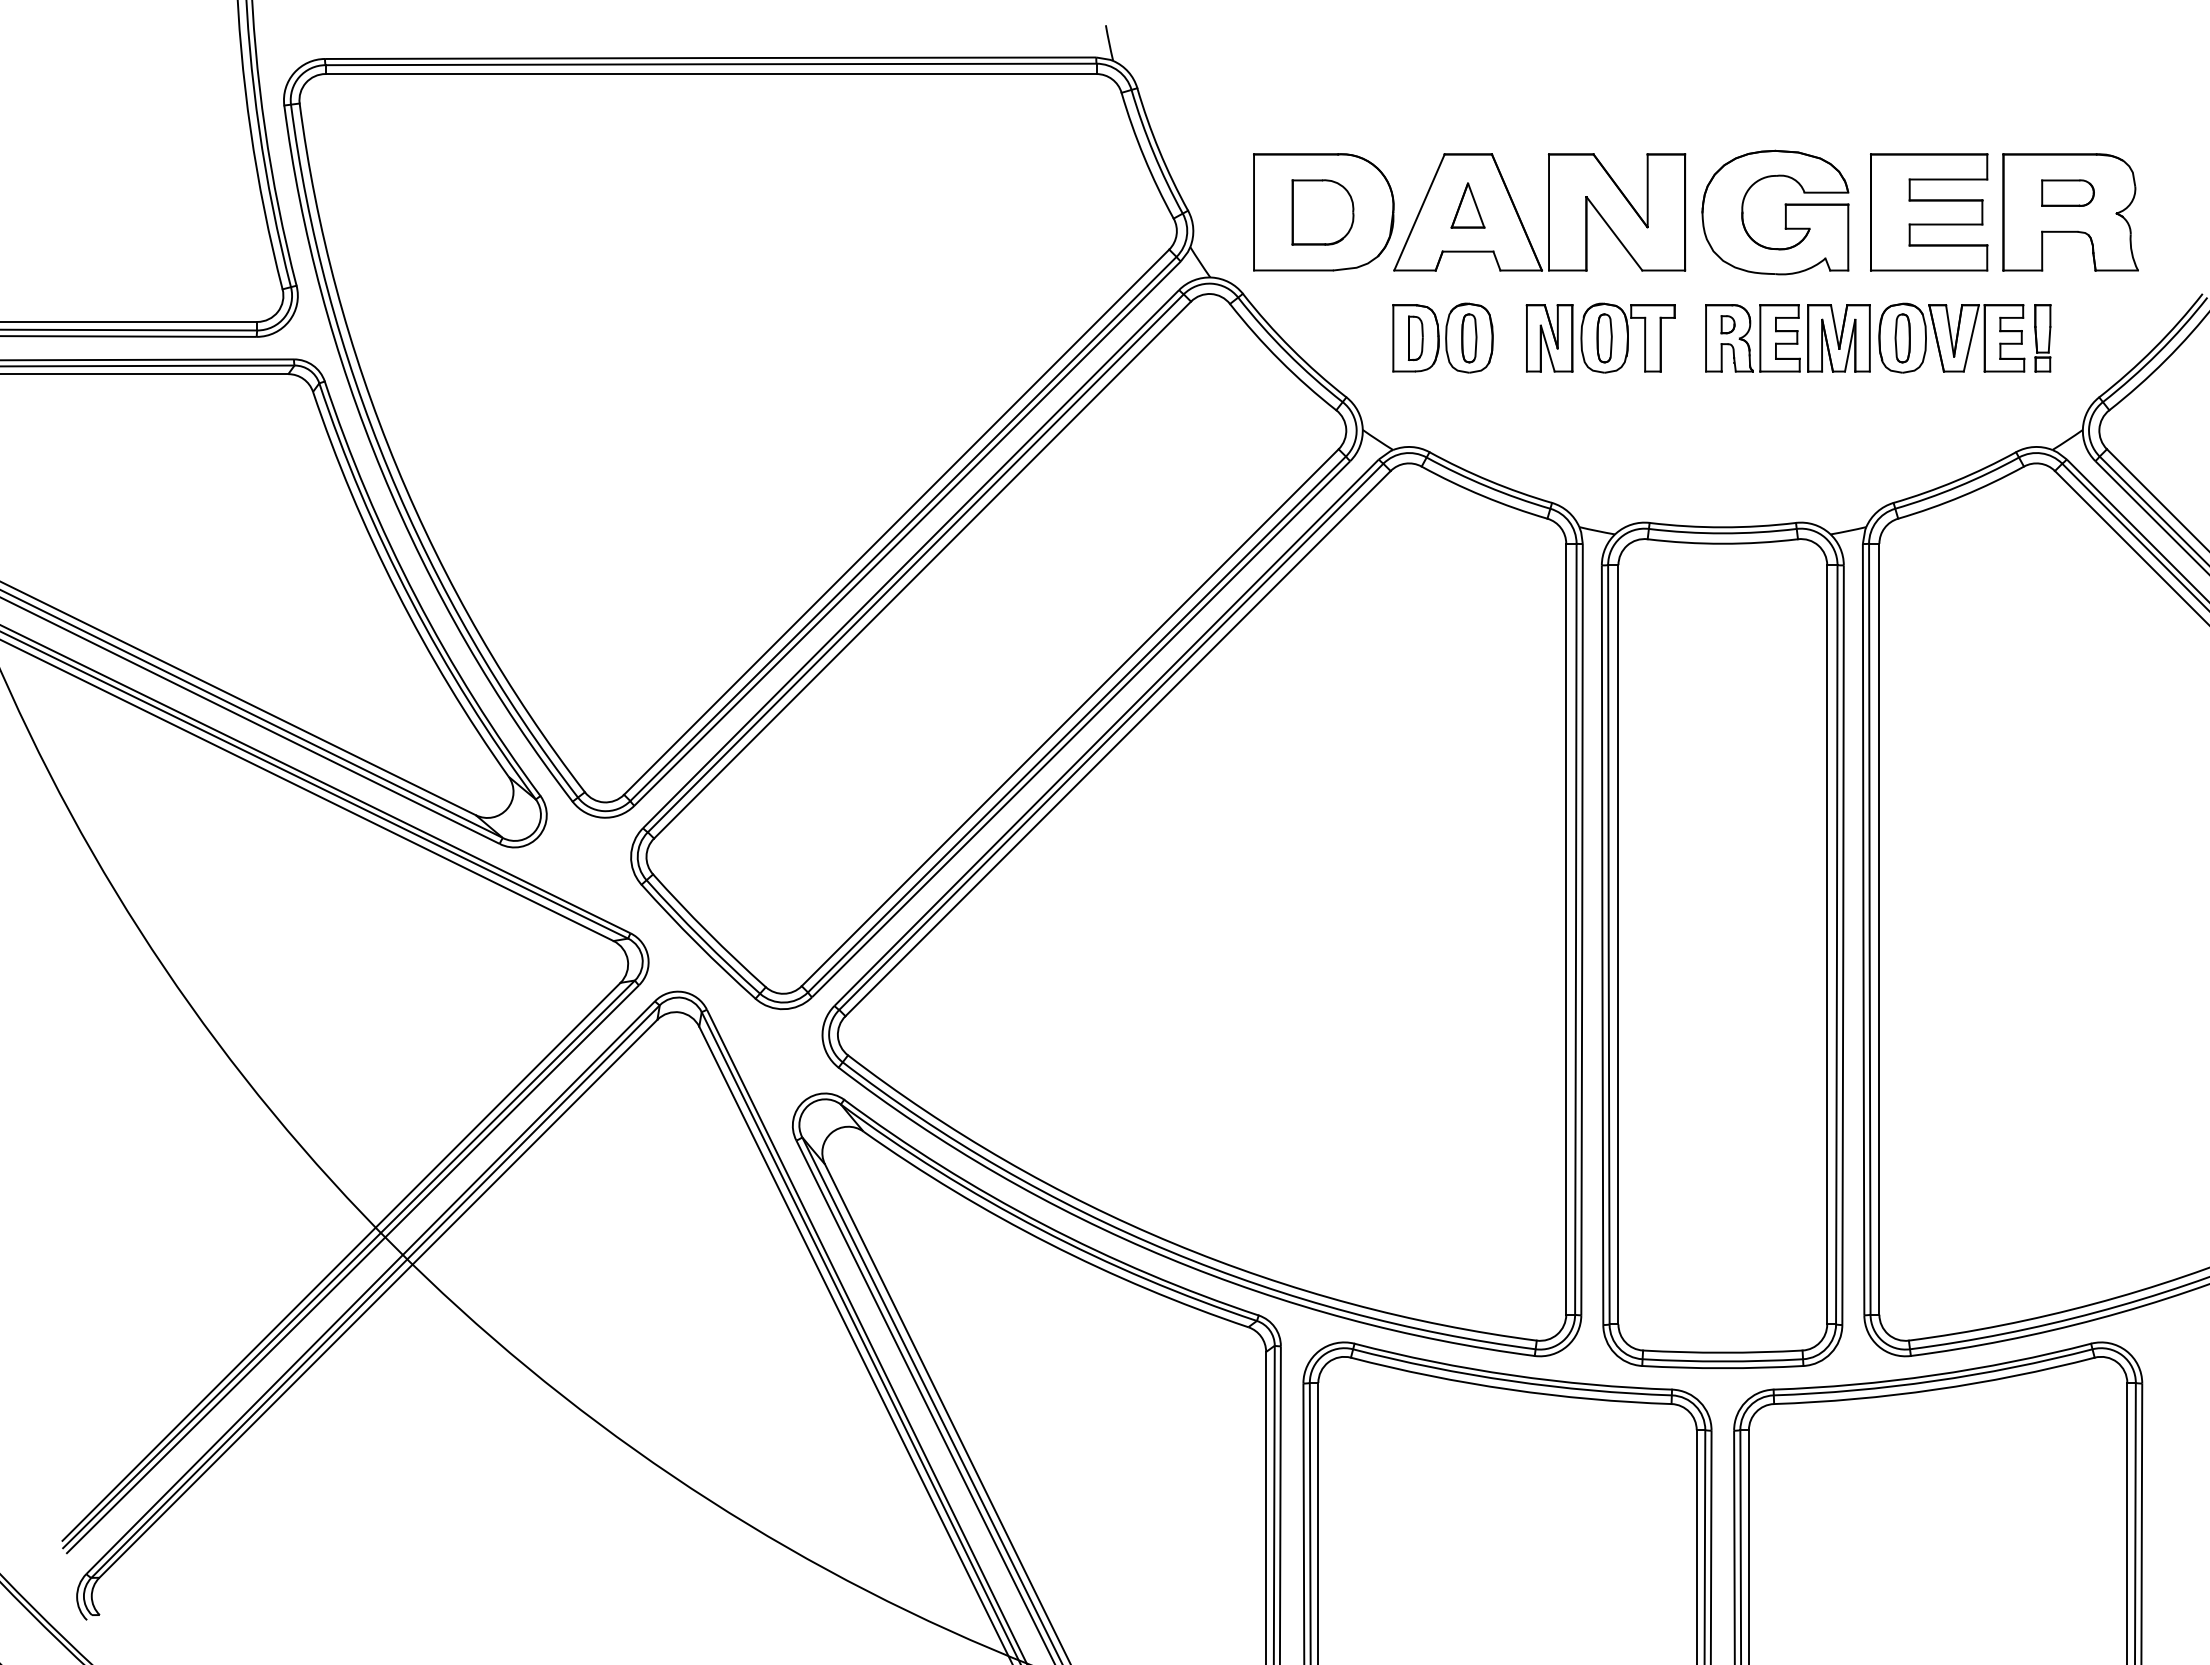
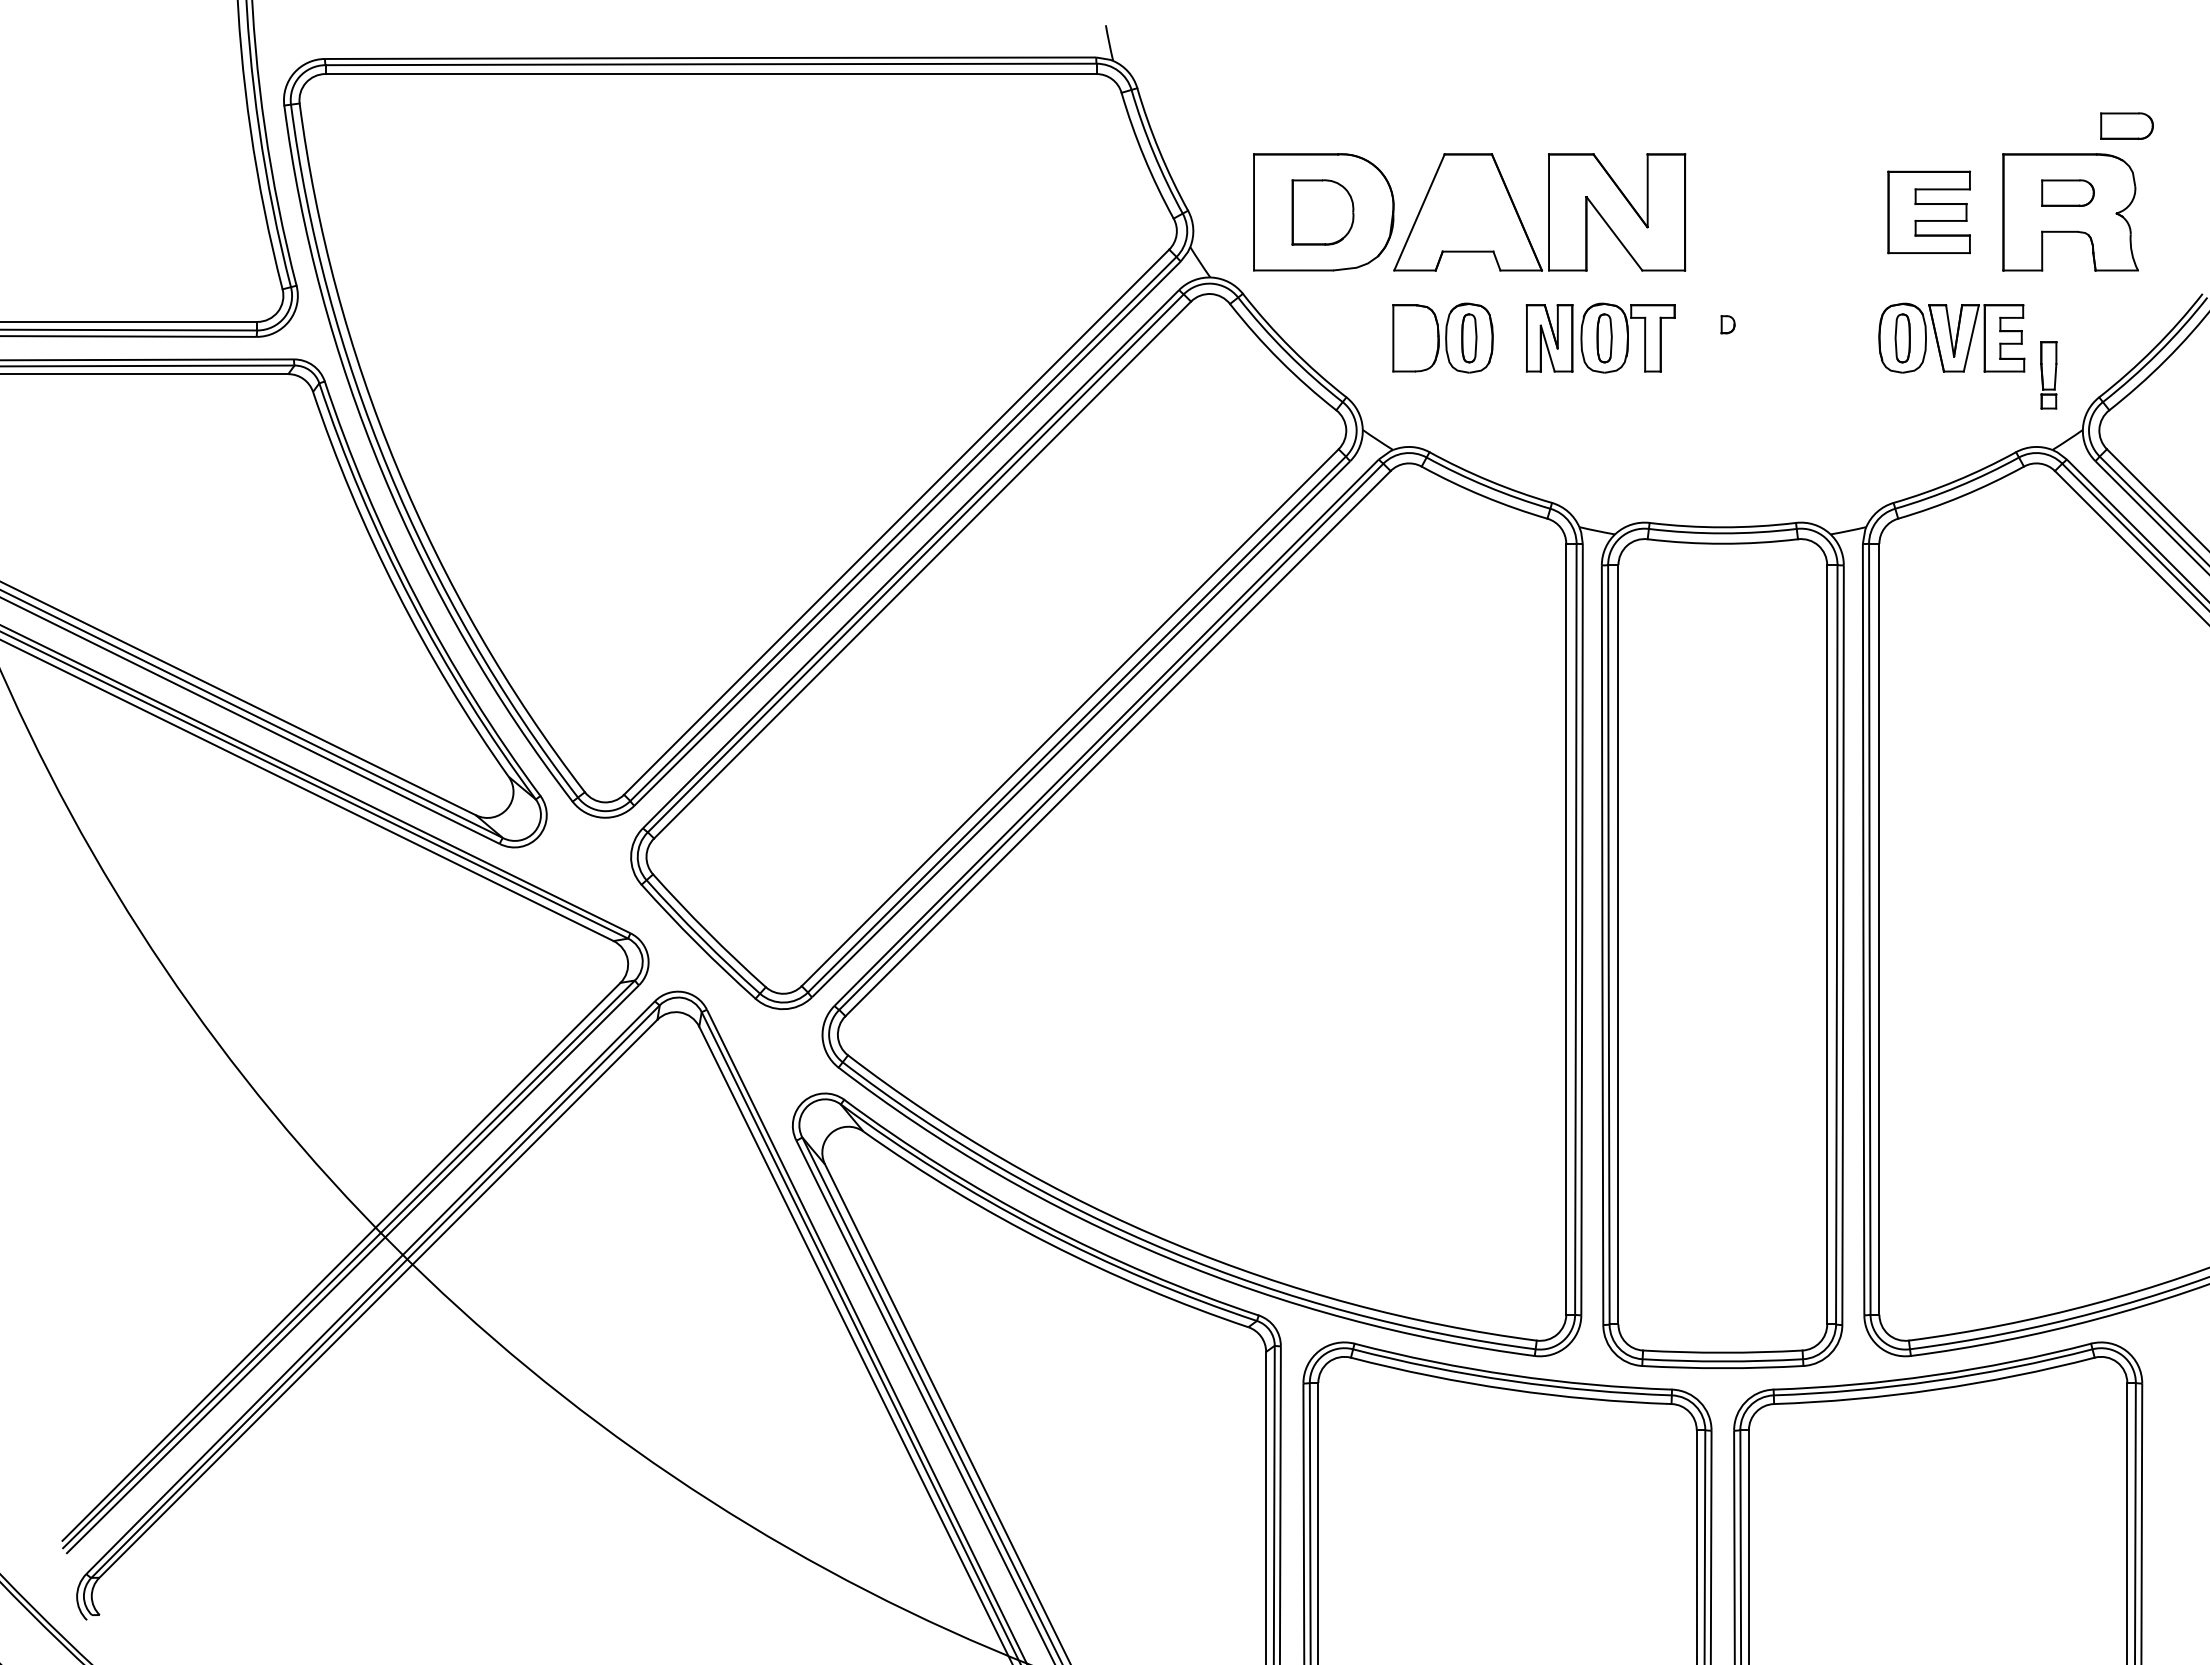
part: none -> present (2126, 125)
part: present -> none (1467, 205)
part: present -> none (1785, 212)
part size: 119x119 px -> 84x85 px (1928, 212)
part: present -> none (1415, 338)
part: present -> none (1787, 338)
part position: (2042, 338) -> (2048, 375) (2048, 375)
